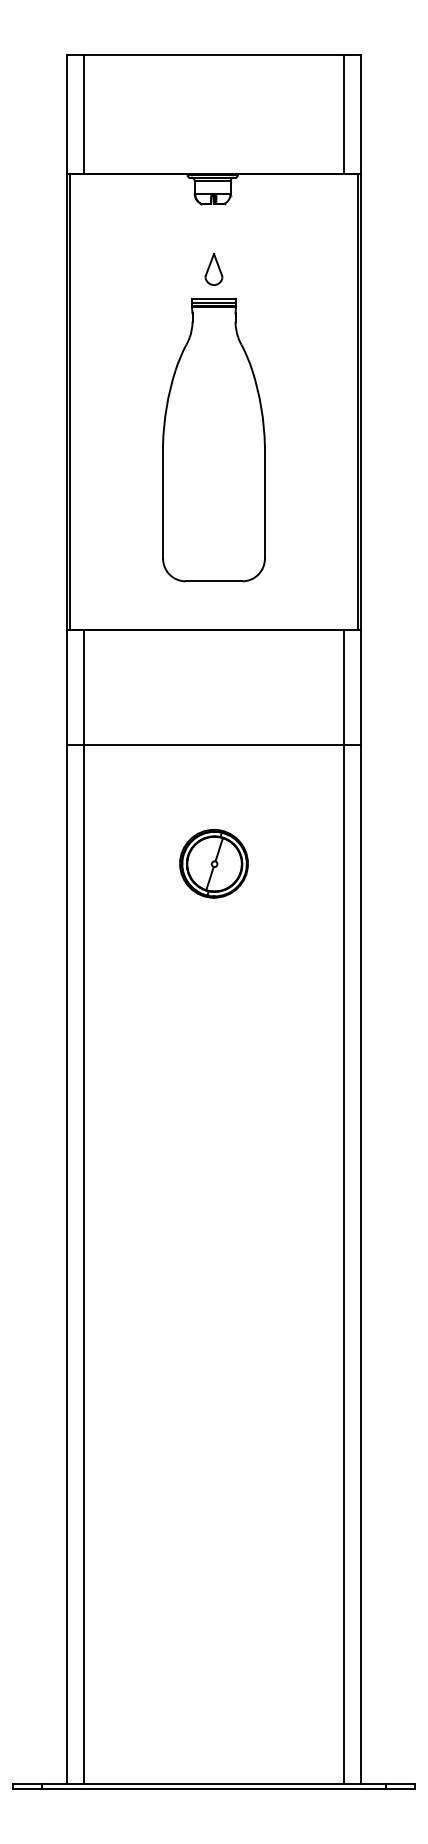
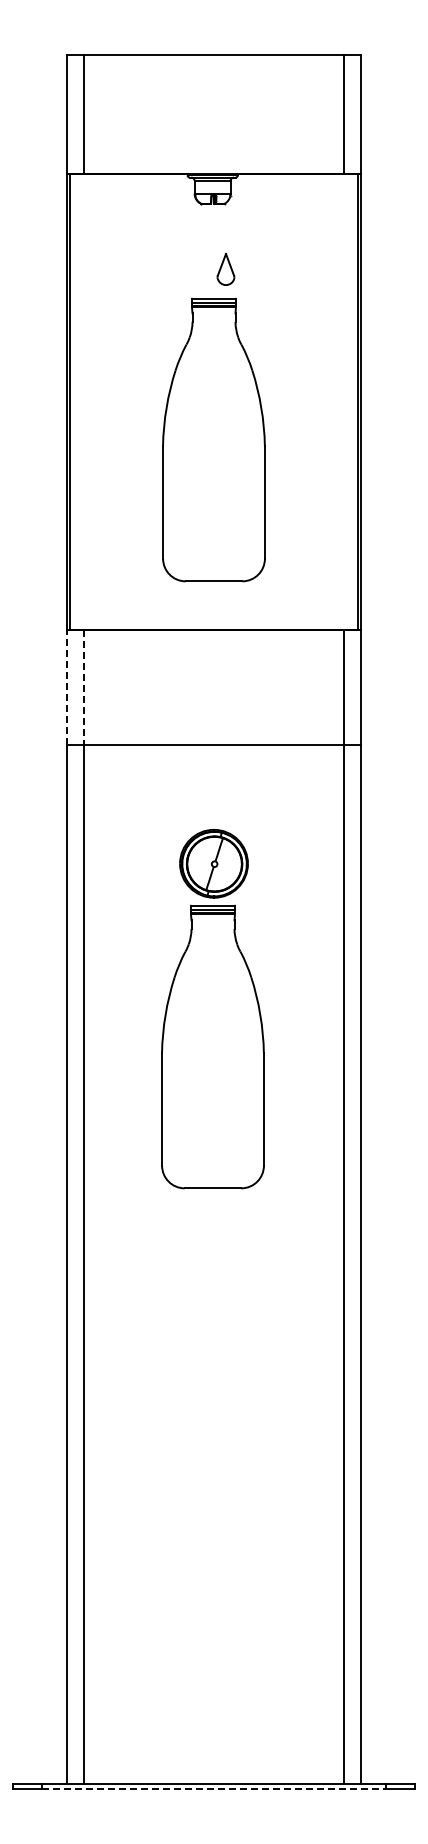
part position: (213, 269) -> (225, 269) (225, 269)
line: solid -> dashed (66, 687)
line: solid -> dashed (84, 688)
part: none -> present (212, 1046)
line: solid -> dashed (214, 1788)
